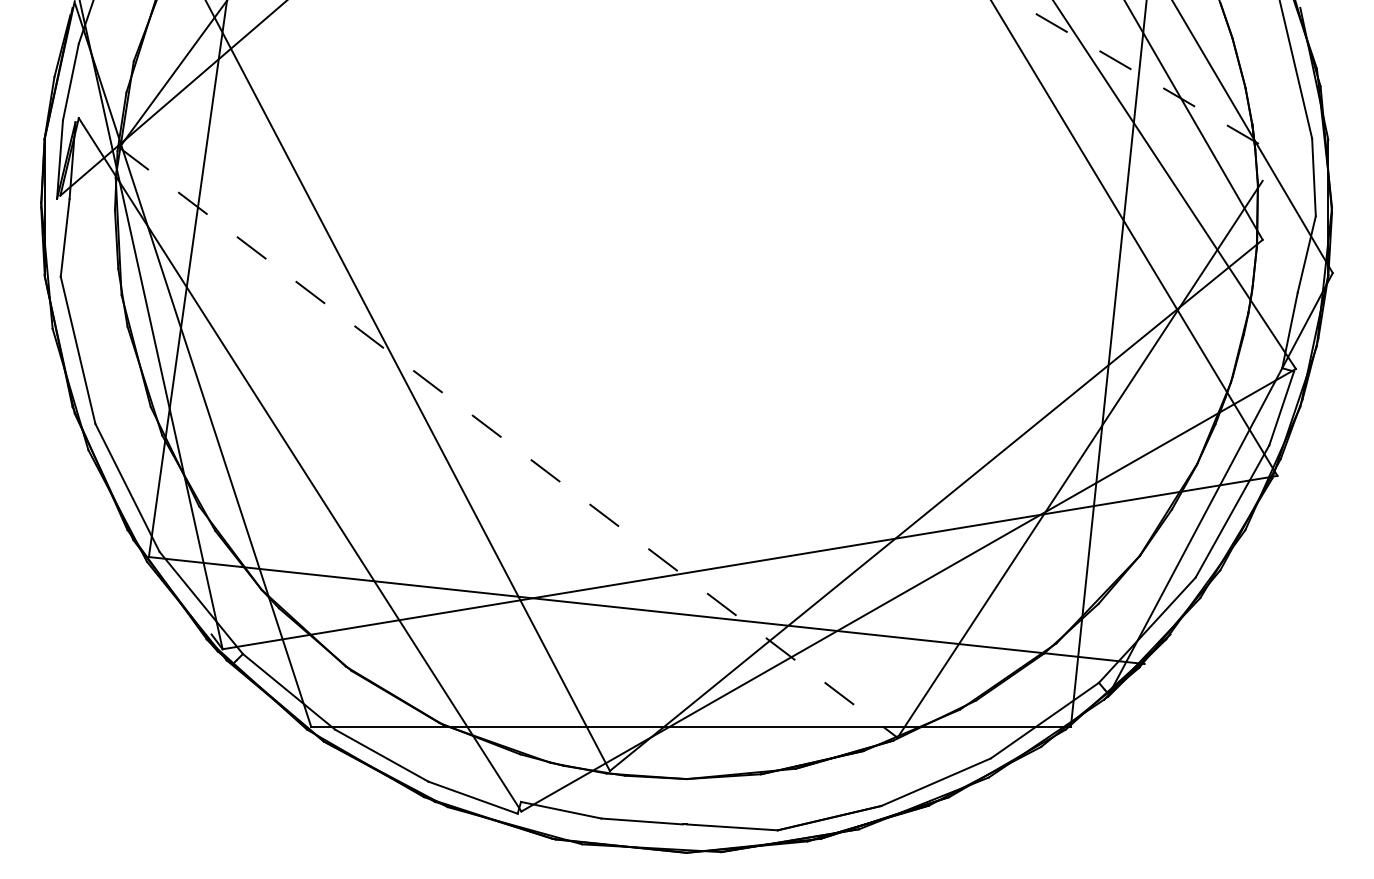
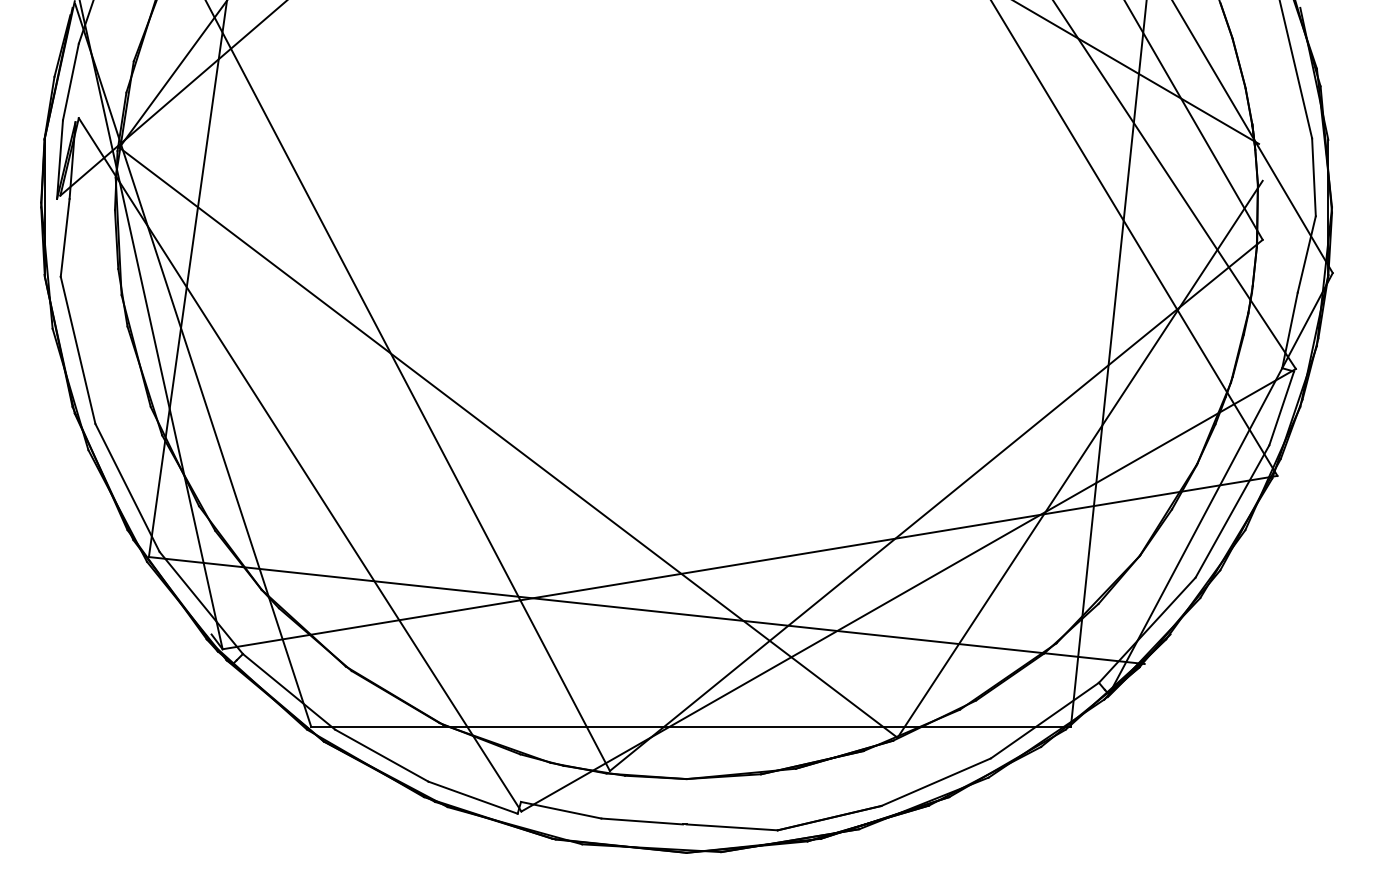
line: dashed -> solid (1135, 71)
line: dashed -> solid (508, 443)
